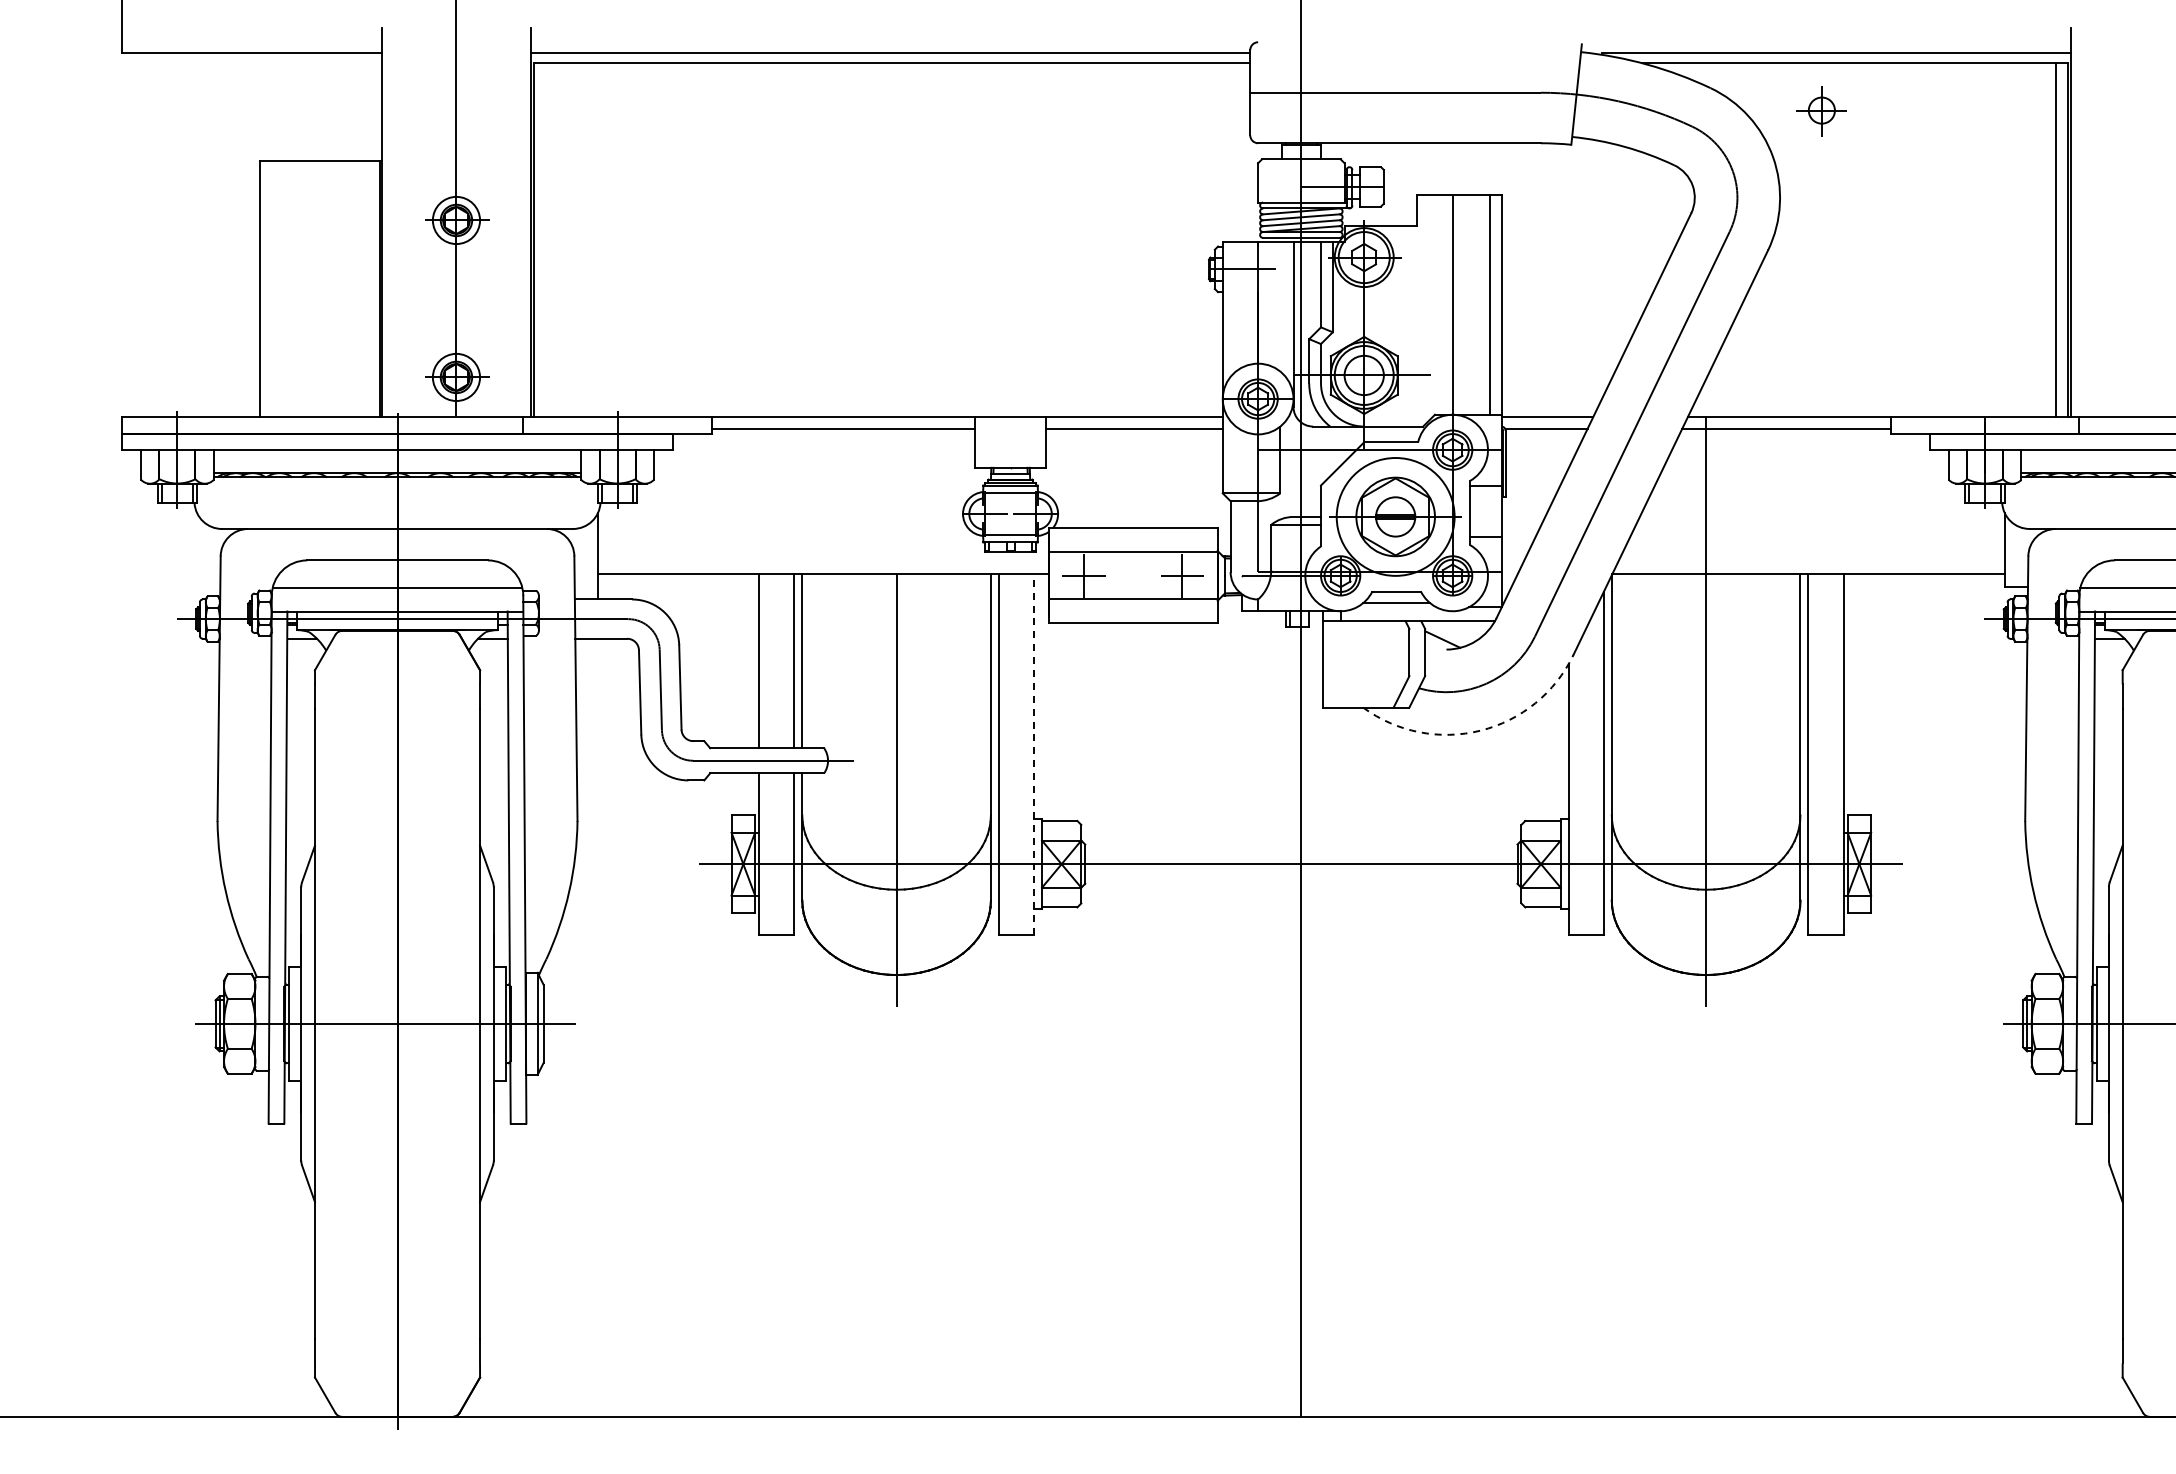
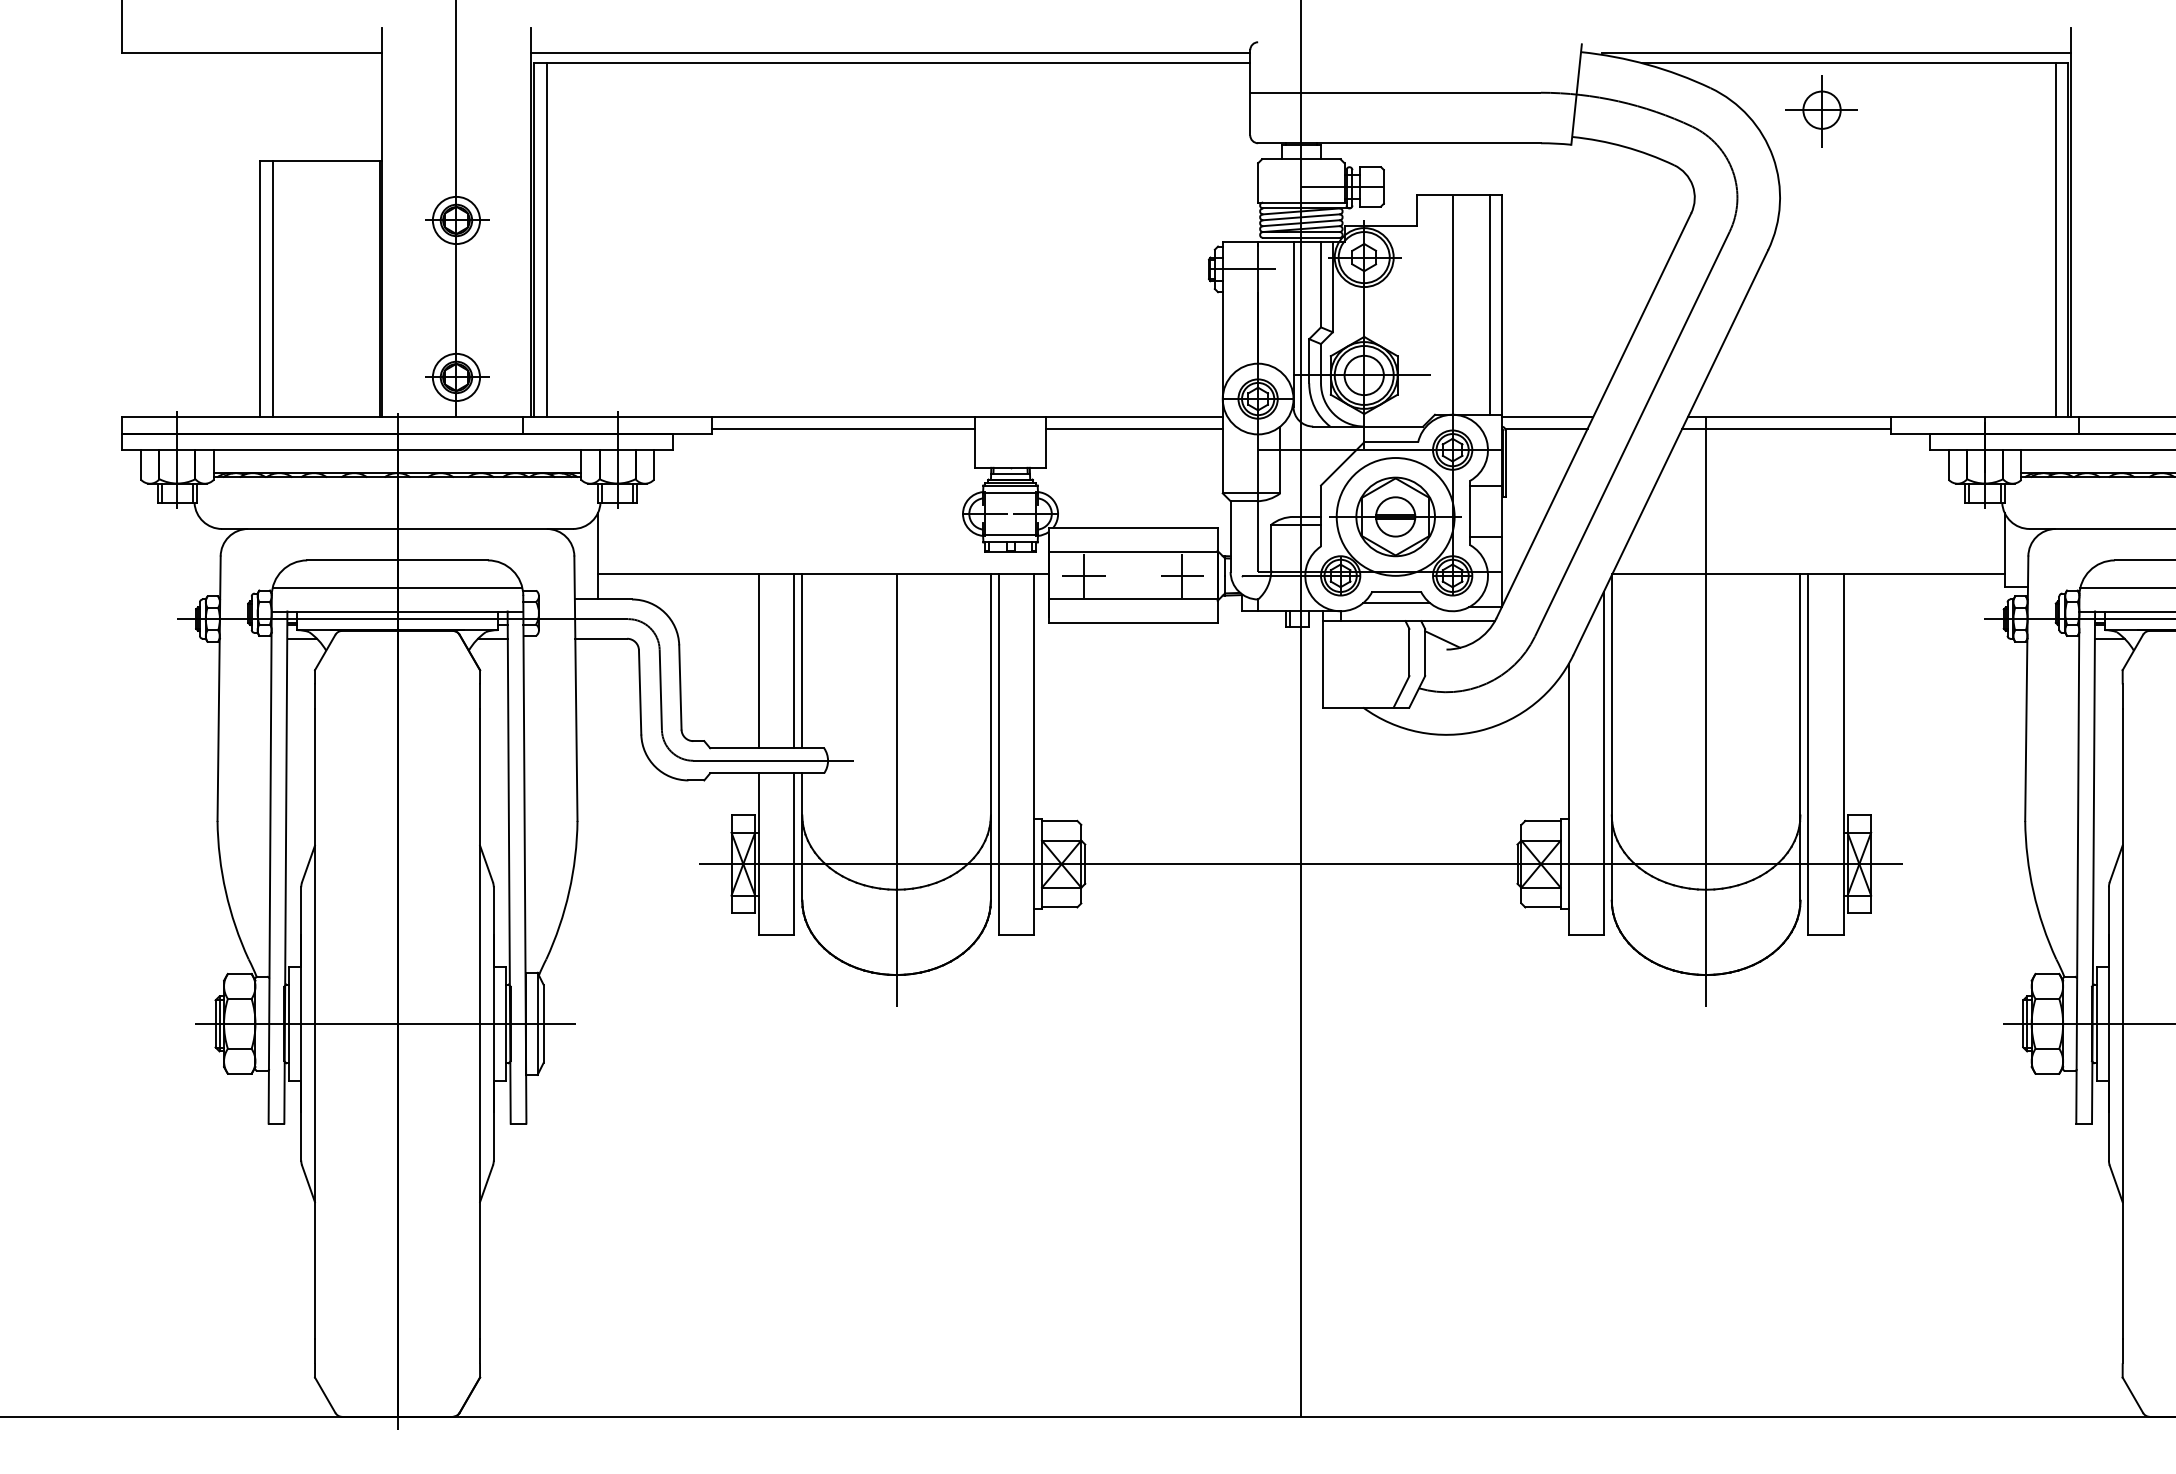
part size: 51x51 px -> 73x73 px (1821, 111)
line: none -> present (546, 239)
line: none -> present (272, 288)
arc: dashed -> solid (1480, 730)
line: dashed -> solid (1034, 753)
